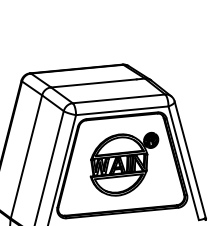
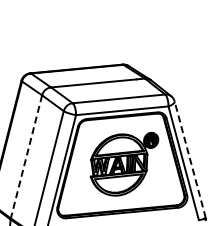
line: solid -> dashed (26, 157)
line: solid -> dashed (190, 159)
